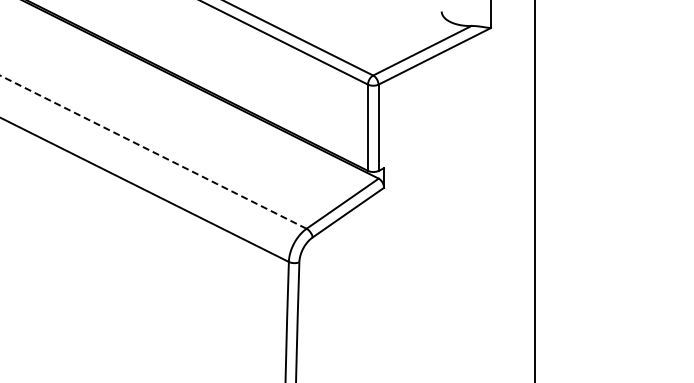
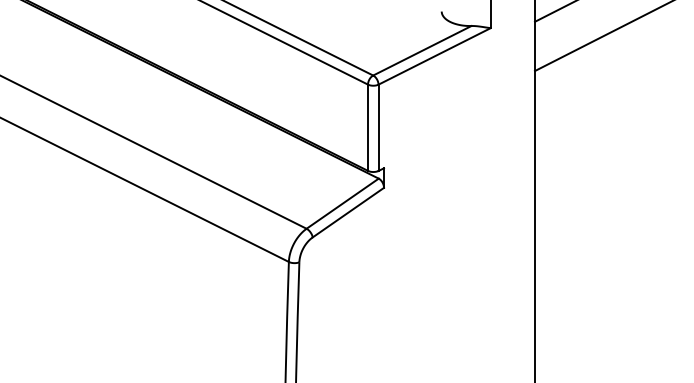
line: none -> present (553, 11)
line: none -> present (602, 36)
line: dashed -> solid (153, 152)
